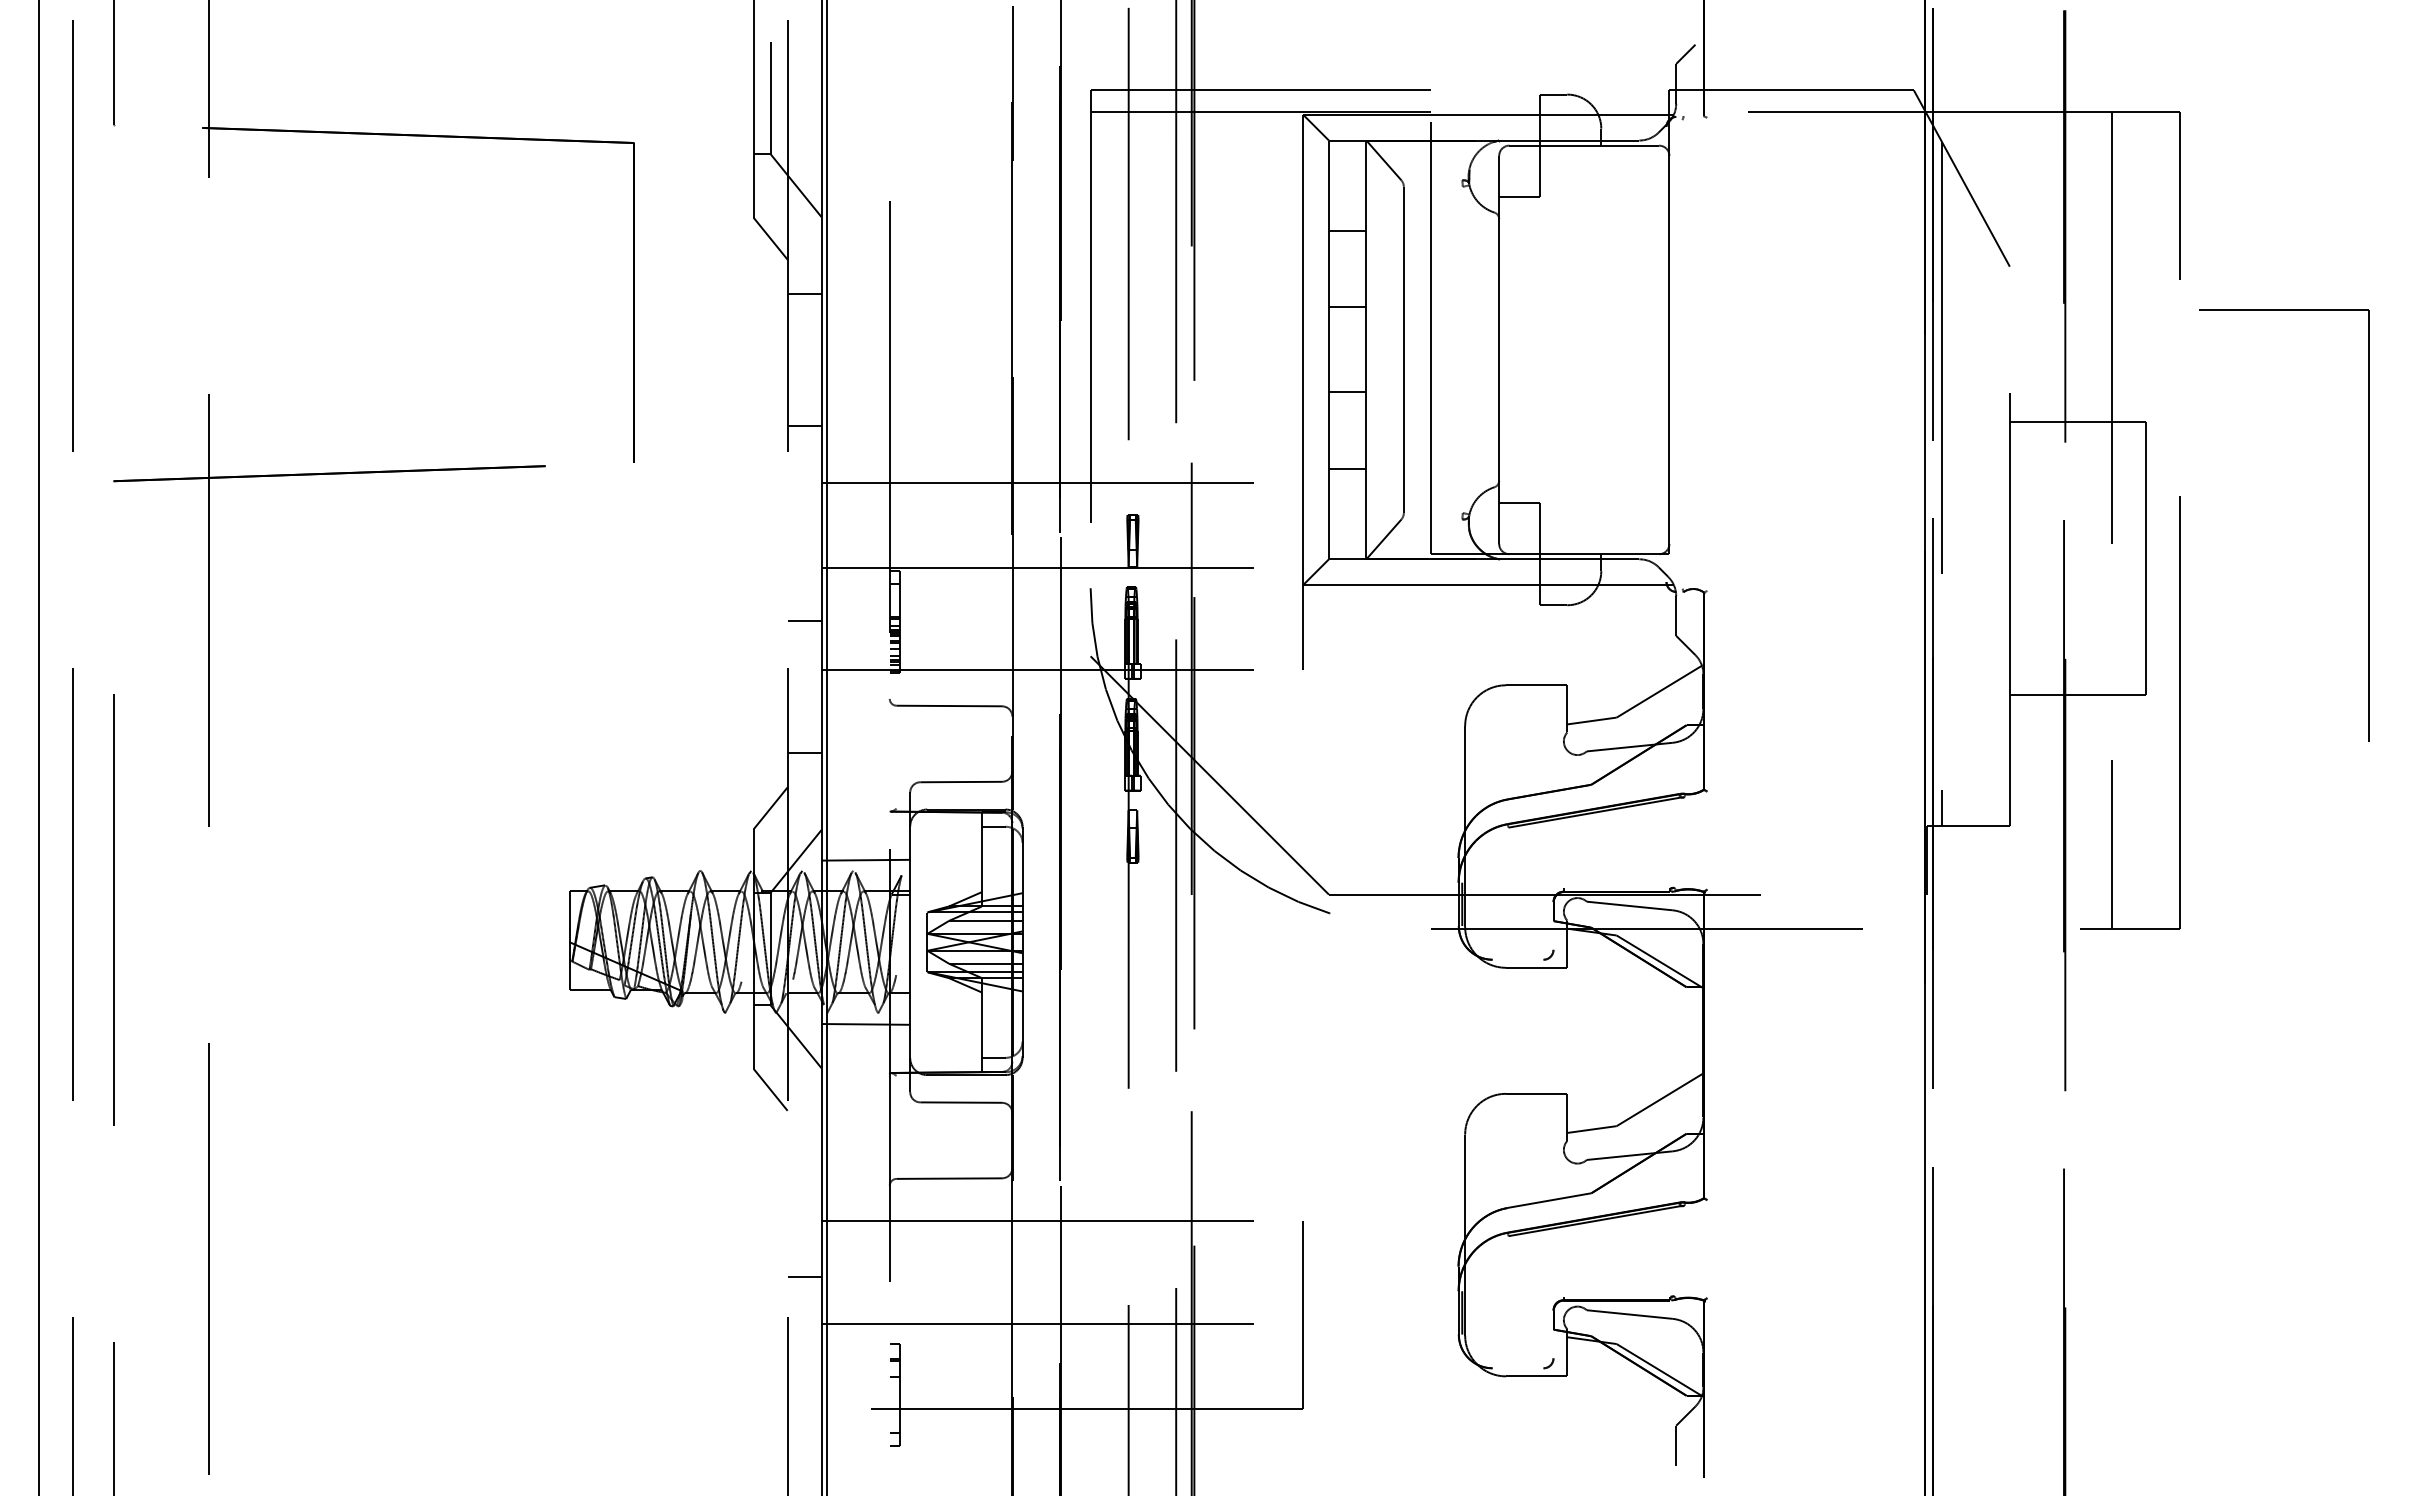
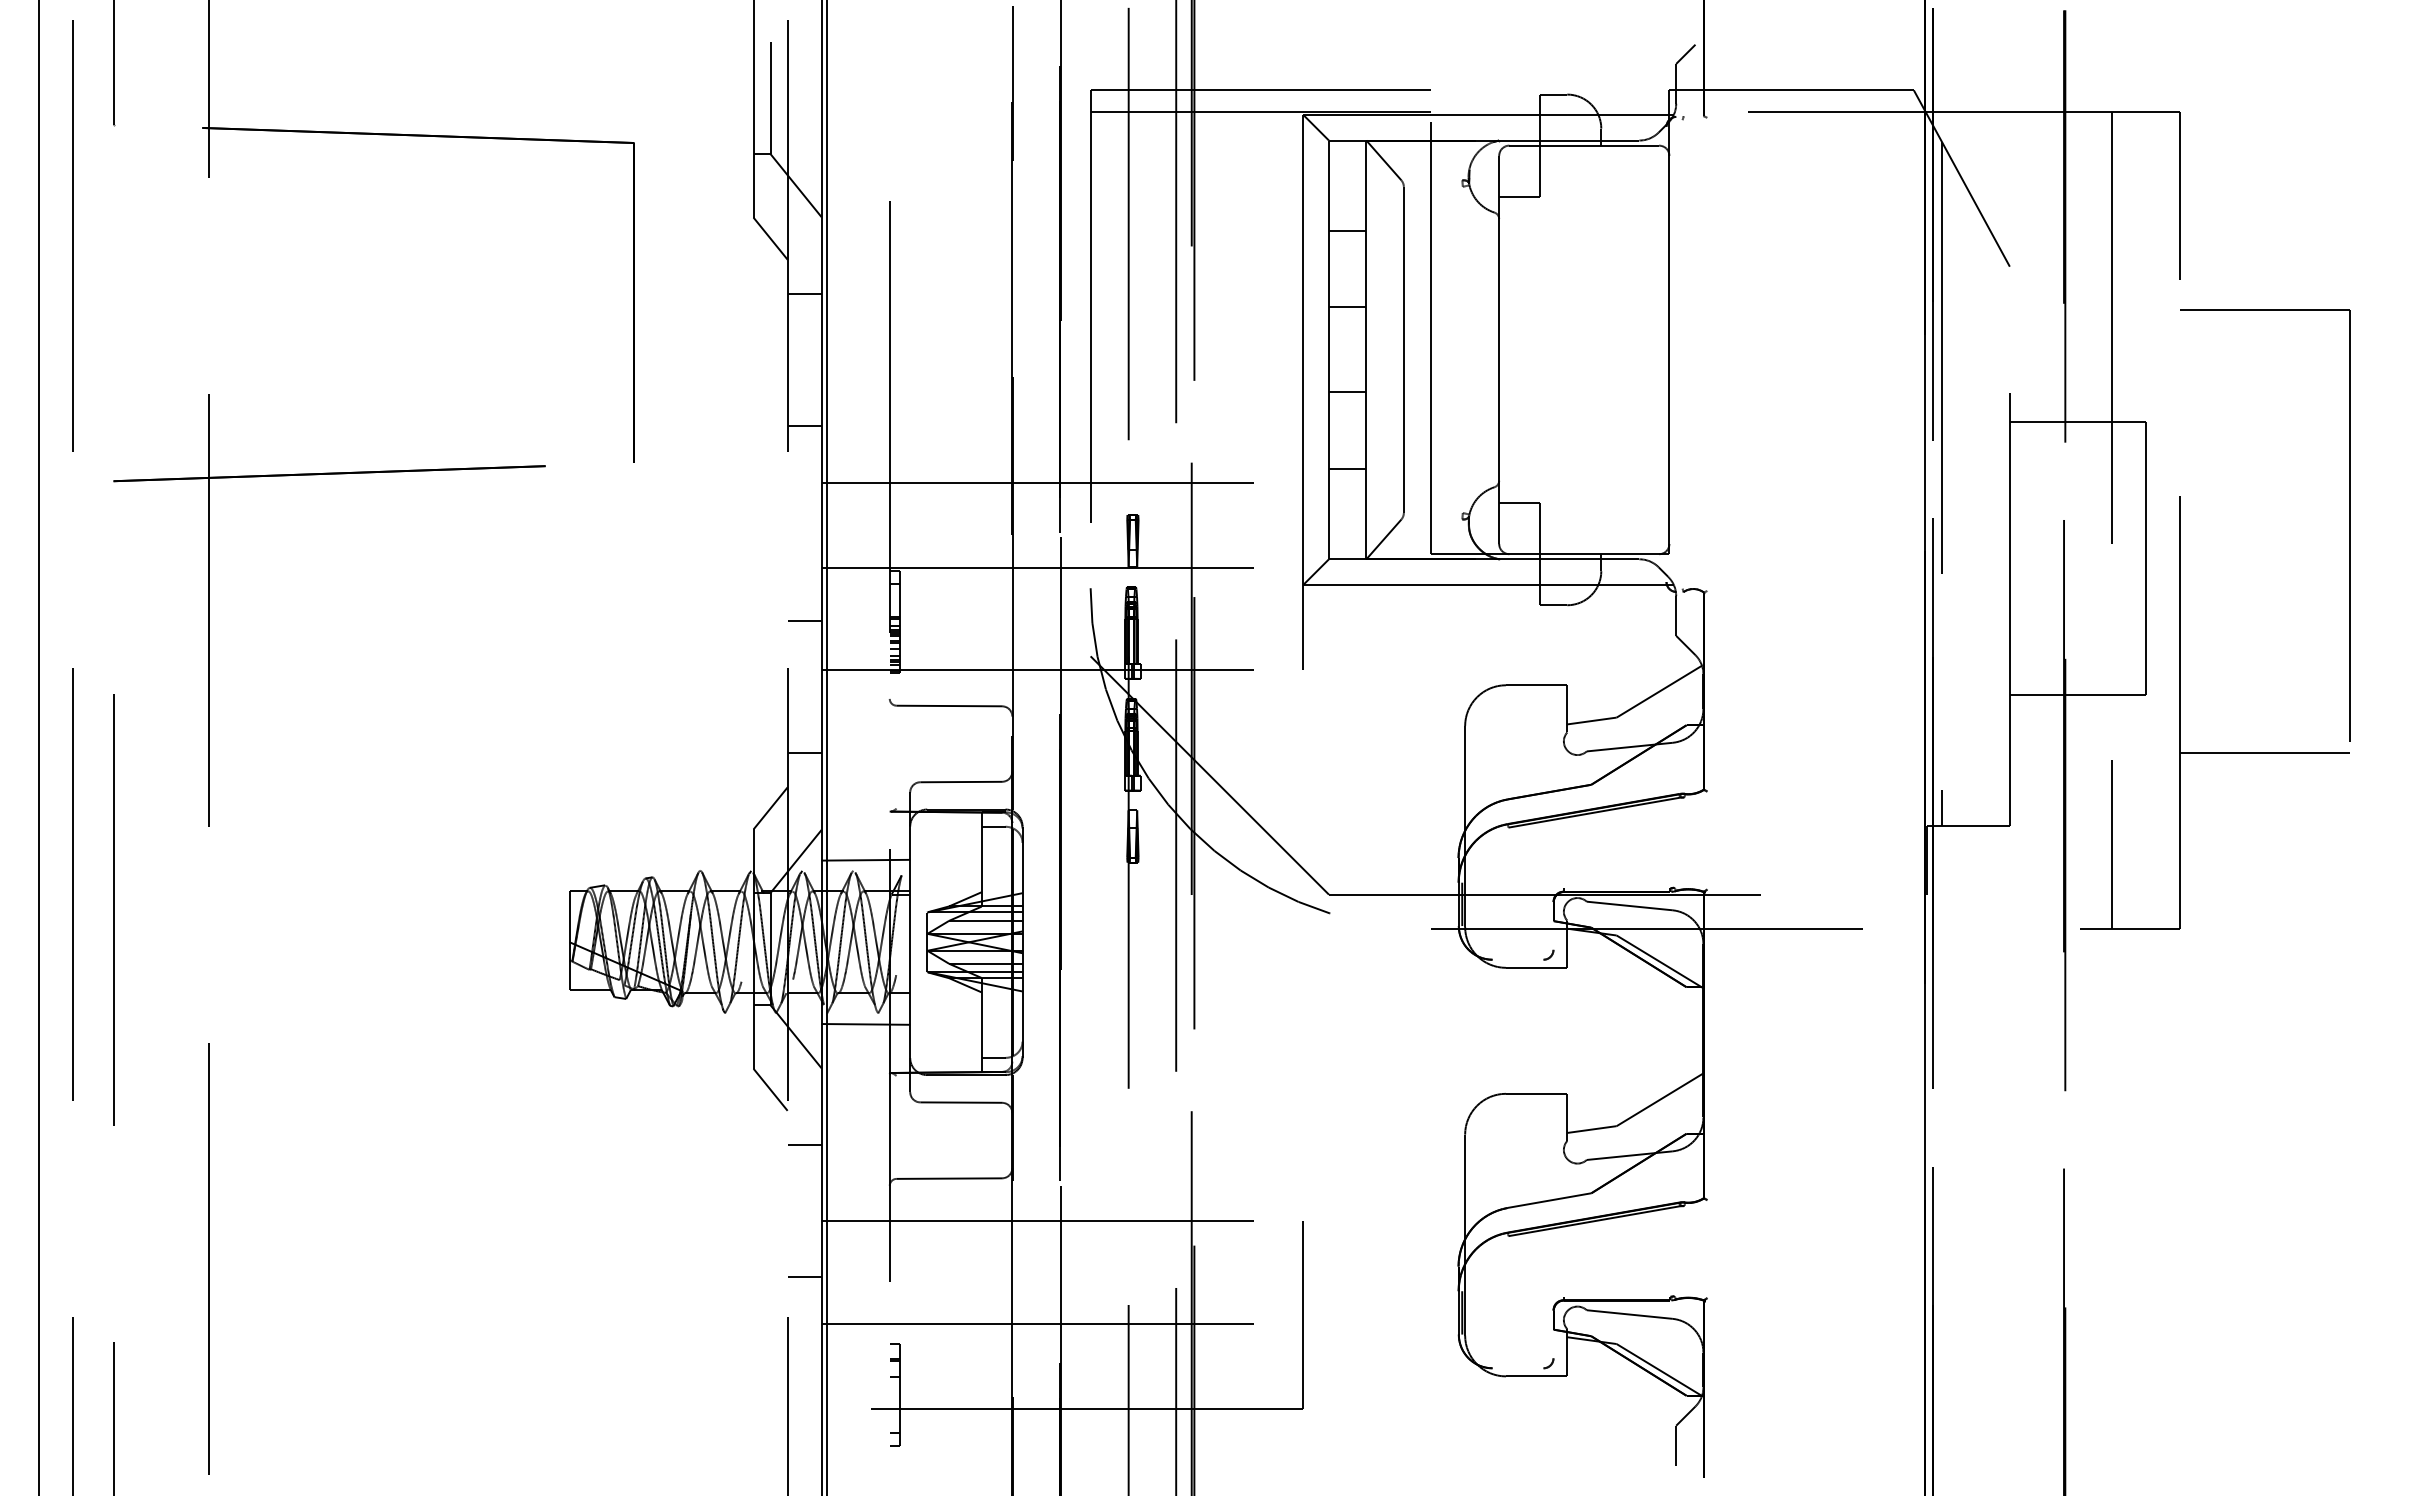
part position: (2368, 525) -> (2349, 525) (2349, 525)
line: none -> present (2265, 752)
line: none -> present (804, 1144)
